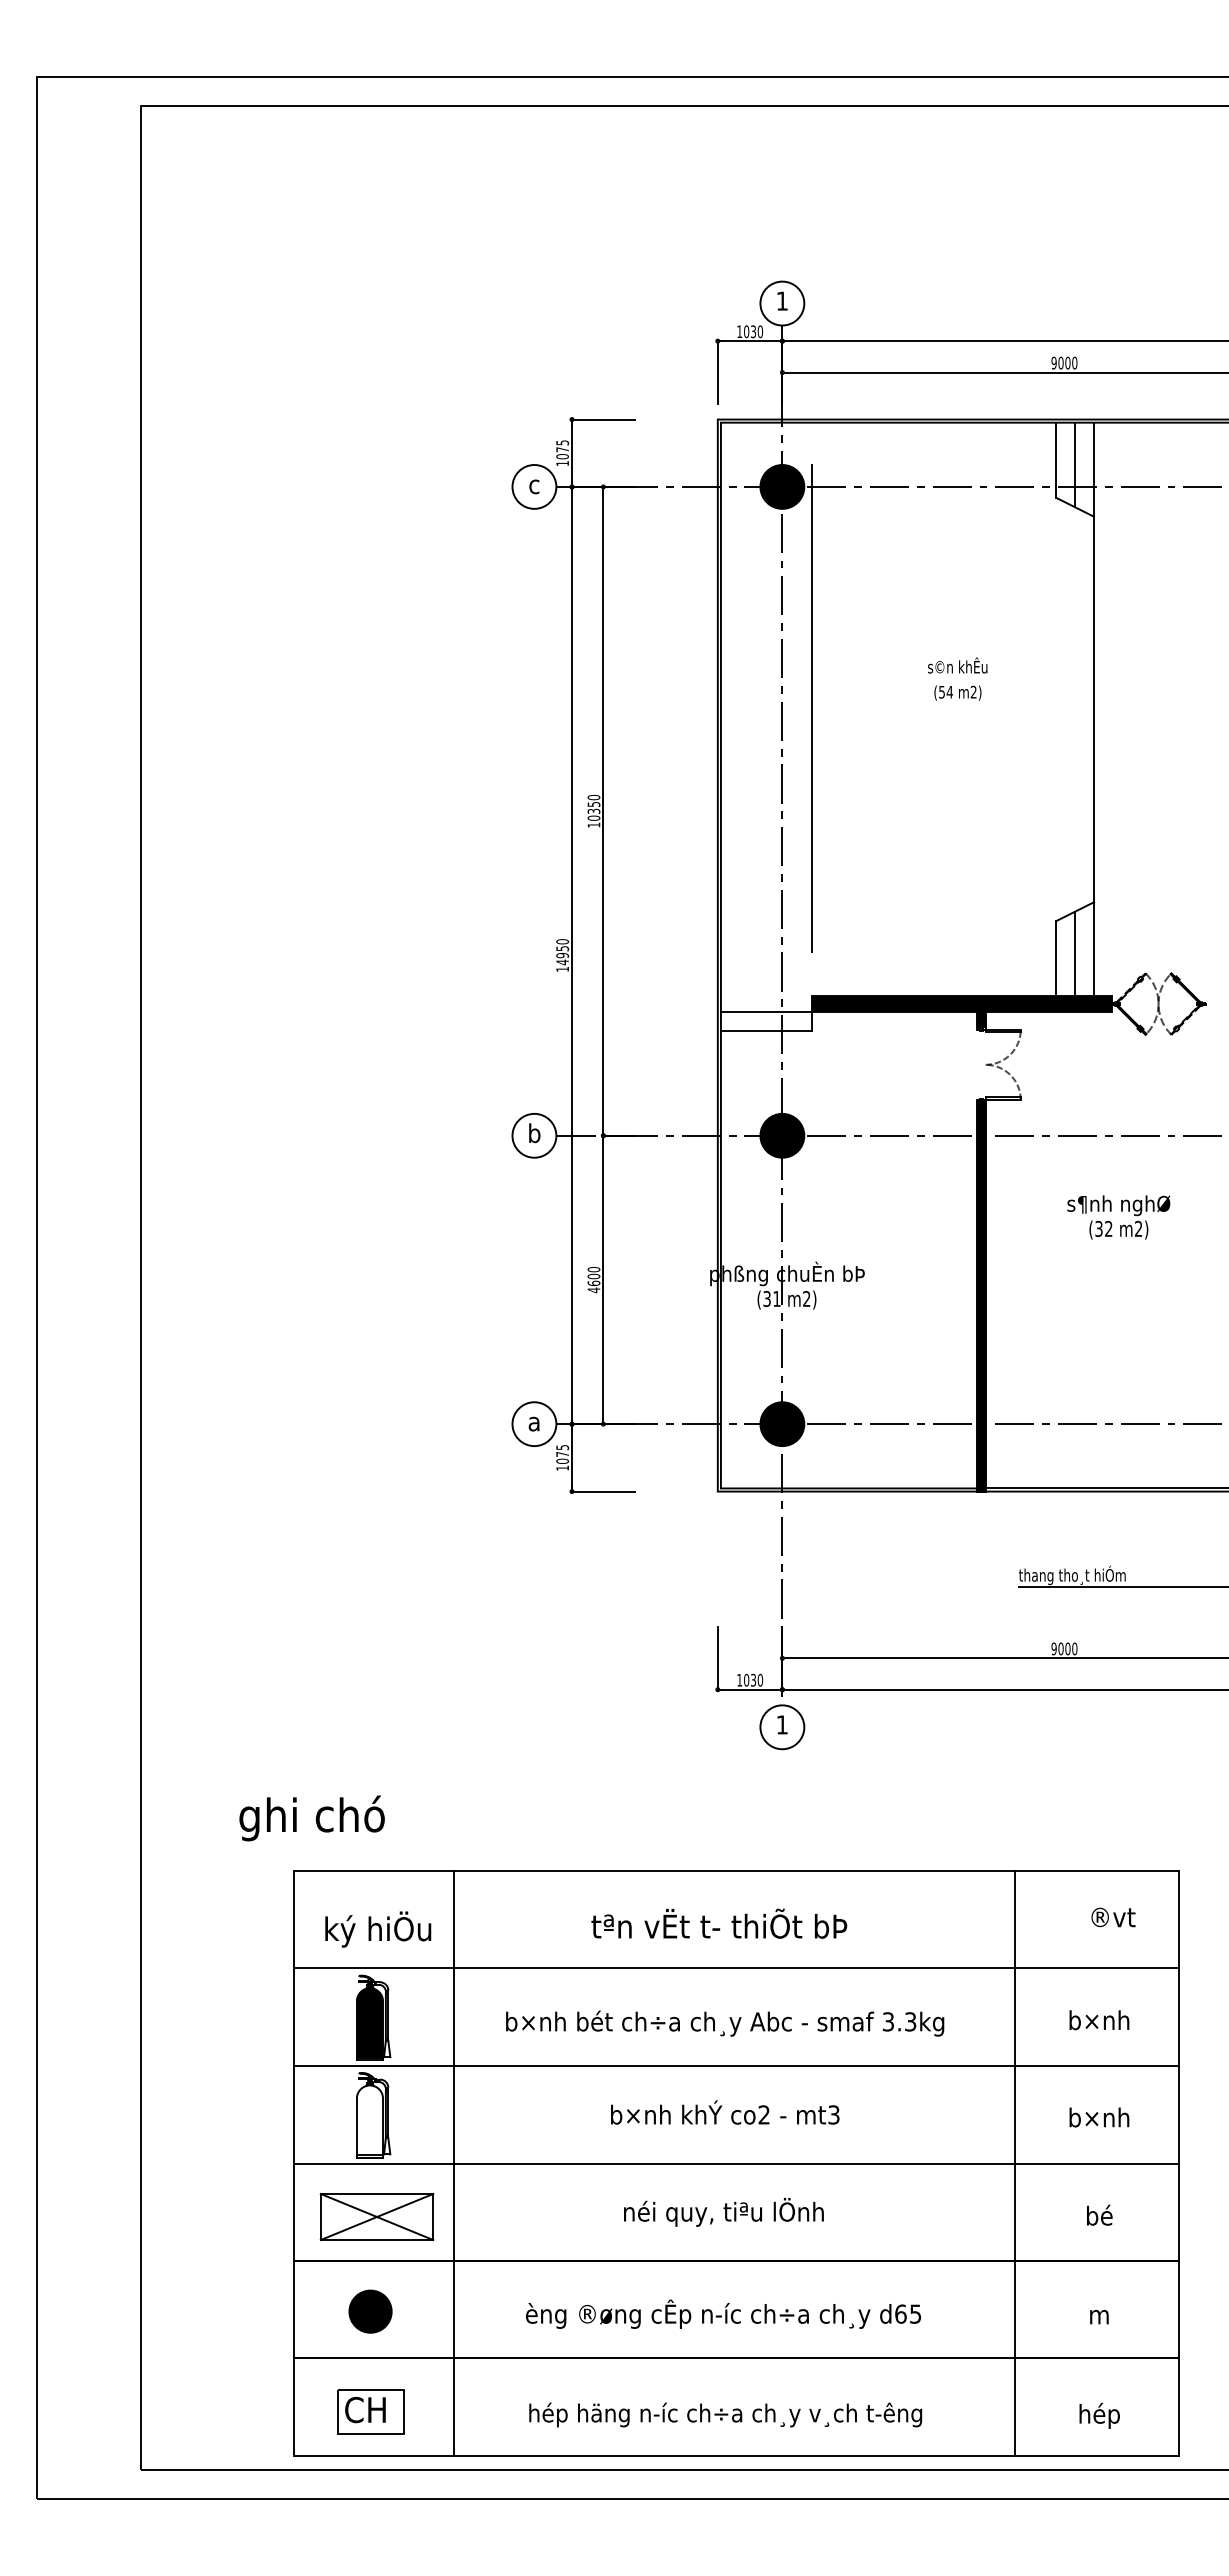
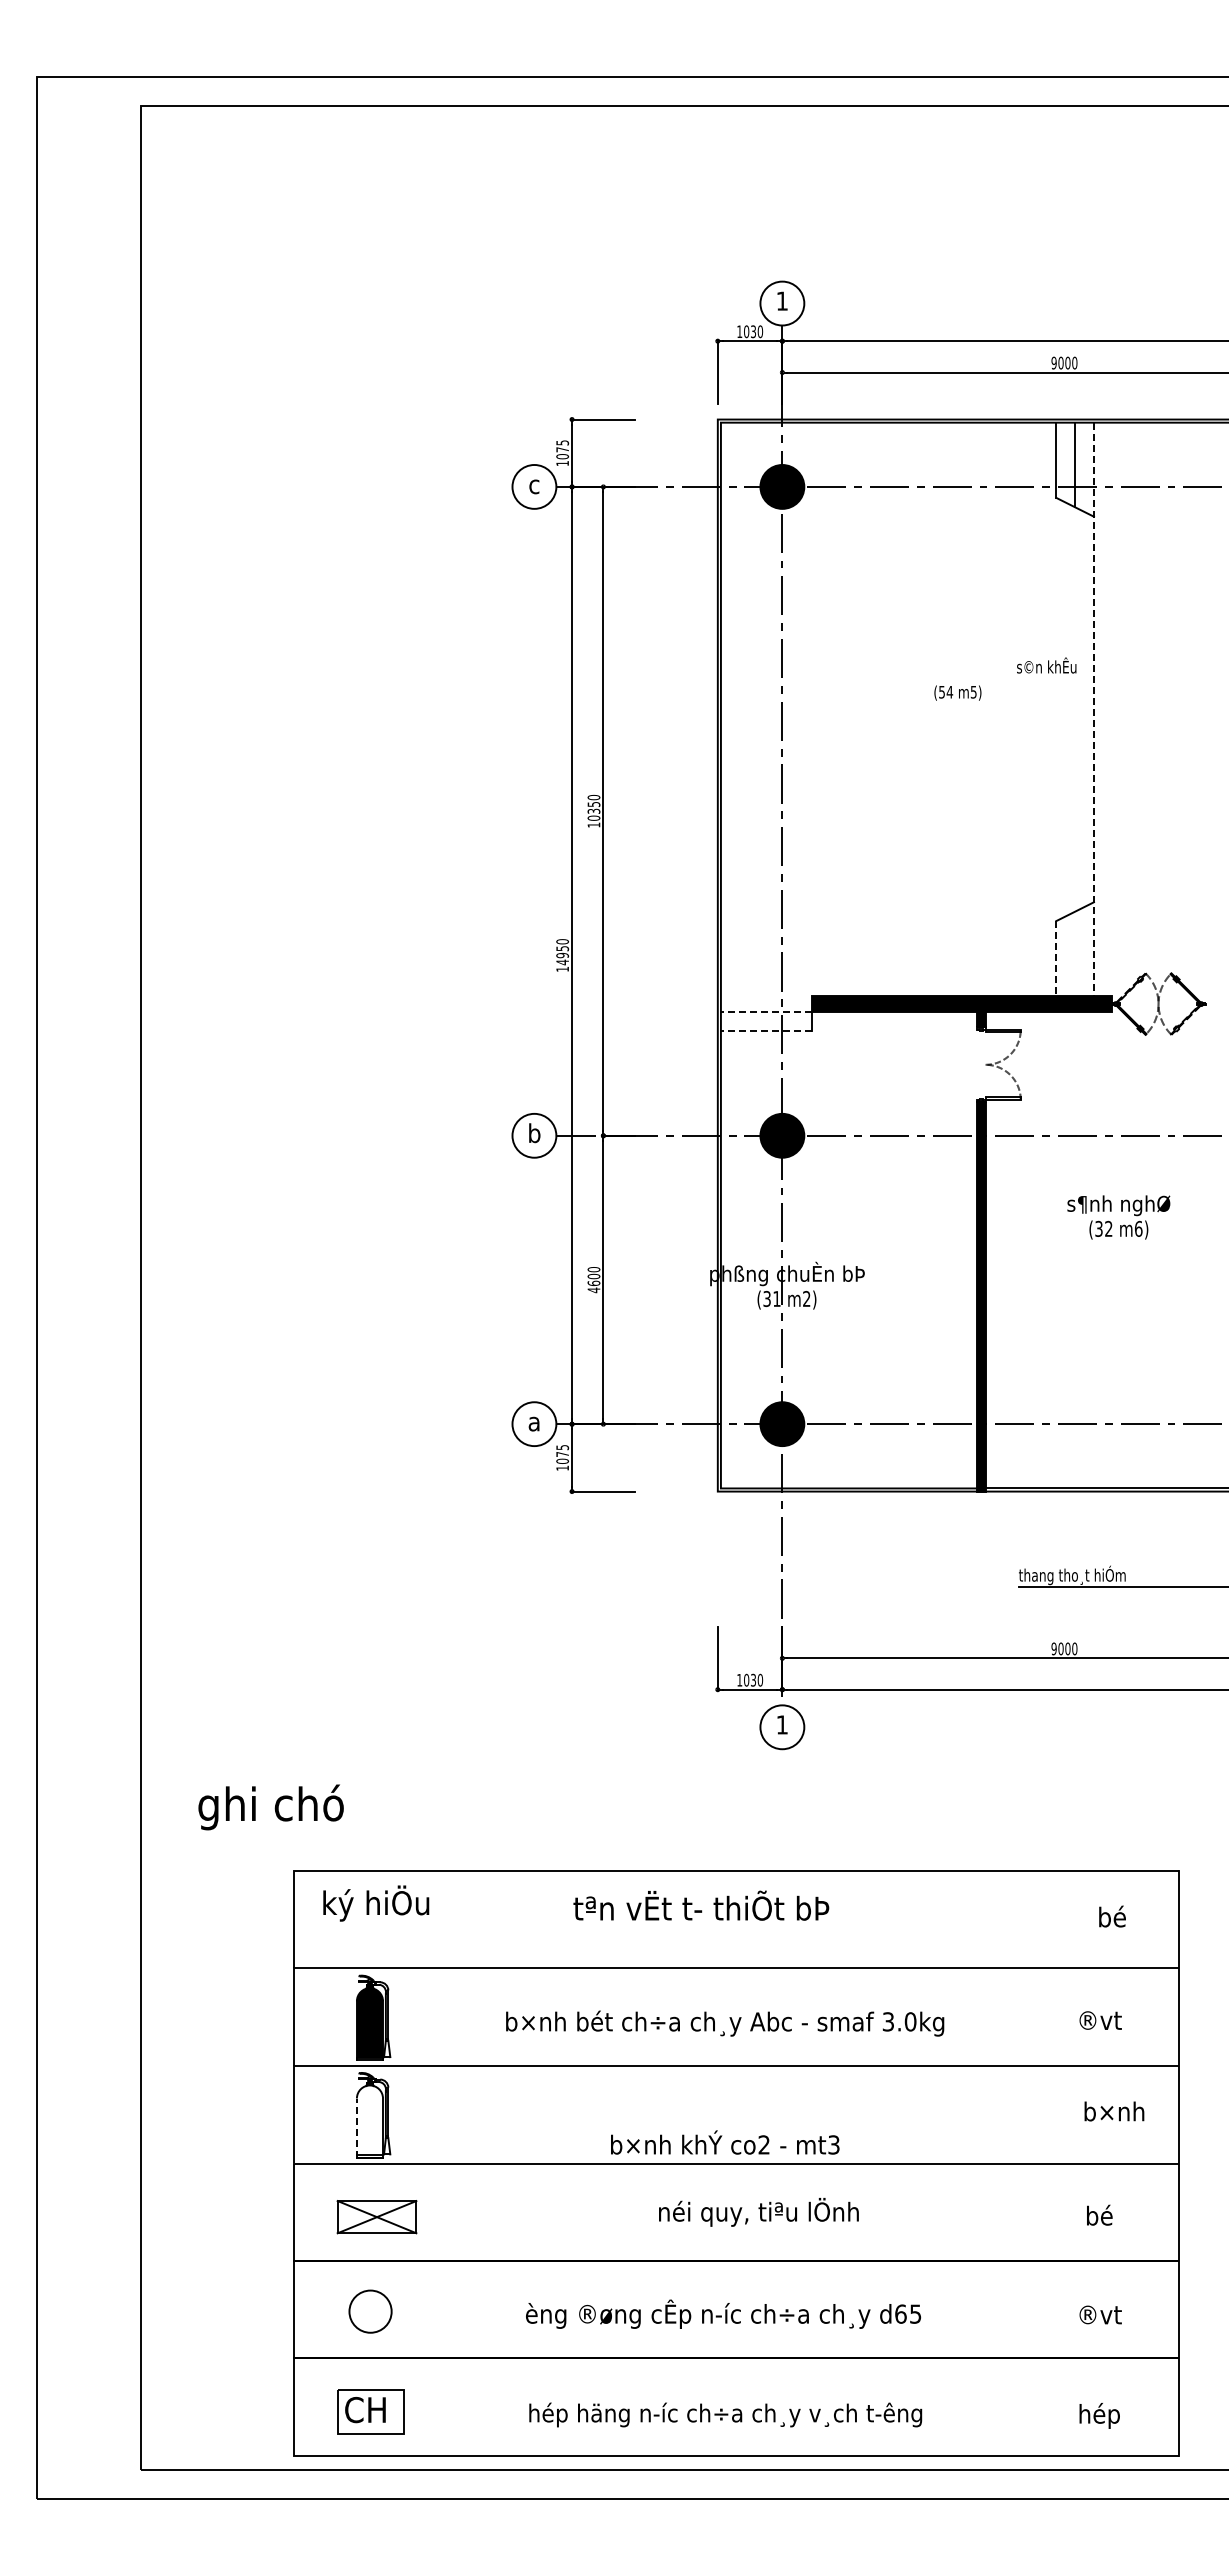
text position: (957, 665) -> (1046, 665) (1046, 665)
text: m2) -> m5) (973, 691)
line: present -> none (811, 708)
line: solid -> dashed (1093, 709)
line: present -> none (1075, 953)
line: solid -> dashed (1056, 958)
line: solid -> dashed (765, 1011)
line: solid -> dashed (765, 1030)
text: m2) -> m6) (1138, 1228)
text position: (311, 1818) -> (270, 1807) (270, 1807)
text: ®vt -> bé (1113, 1916)
text position: (719, 1923) -> (701, 1905) (701, 1905)
text position: (378, 1929) -> (376, 1903) (376, 1903)
text: b×nh -> ®vt (1099, 2020)
text: 3.3kg -> 3.0kg (910, 2021)
text position: (725, 2112) -> (725, 2142) (725, 2142)
text position: (1099, 2117) -> (1114, 2111) (1114, 2111)
line: solid -> dashed (356, 2128)
line: present -> none (454, 2163)
line: present -> none (1014, 2163)
text position: (723, 2212) -> (758, 2212) (758, 2212)
part size: 116x49 px -> 82x35 px (376, 2217)
fill: present -> none (370, 2311)
text: m -> ®vt (1100, 2314)
